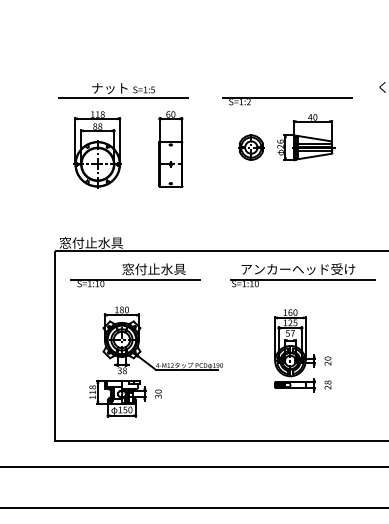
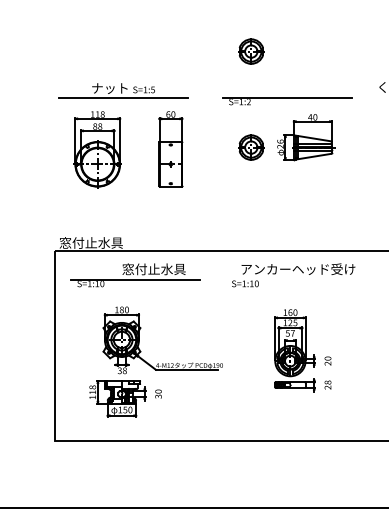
part: none -> present (251, 51)
line: present -> none (302, 280)
line: present -> none (193, 466)
